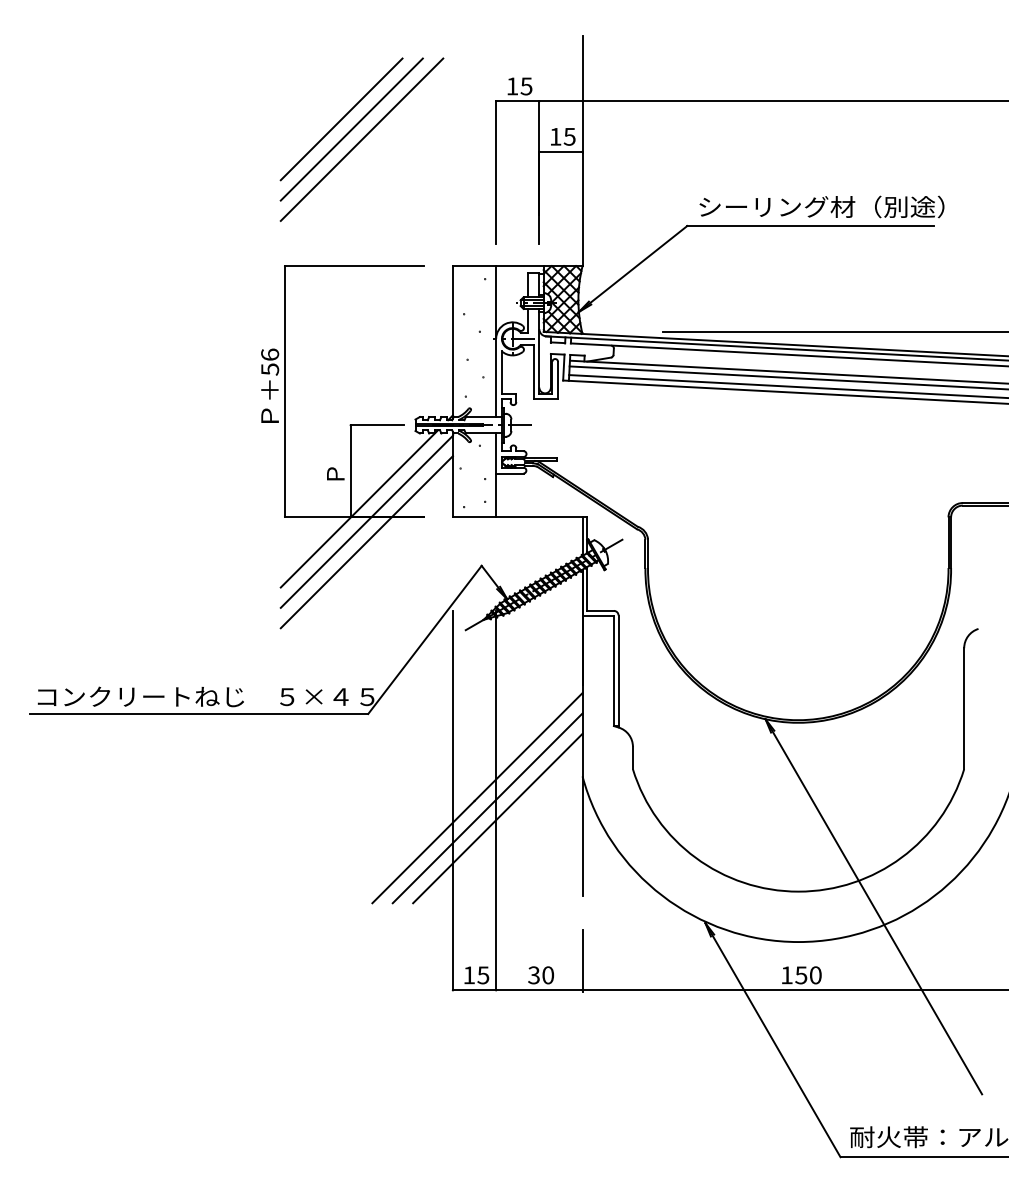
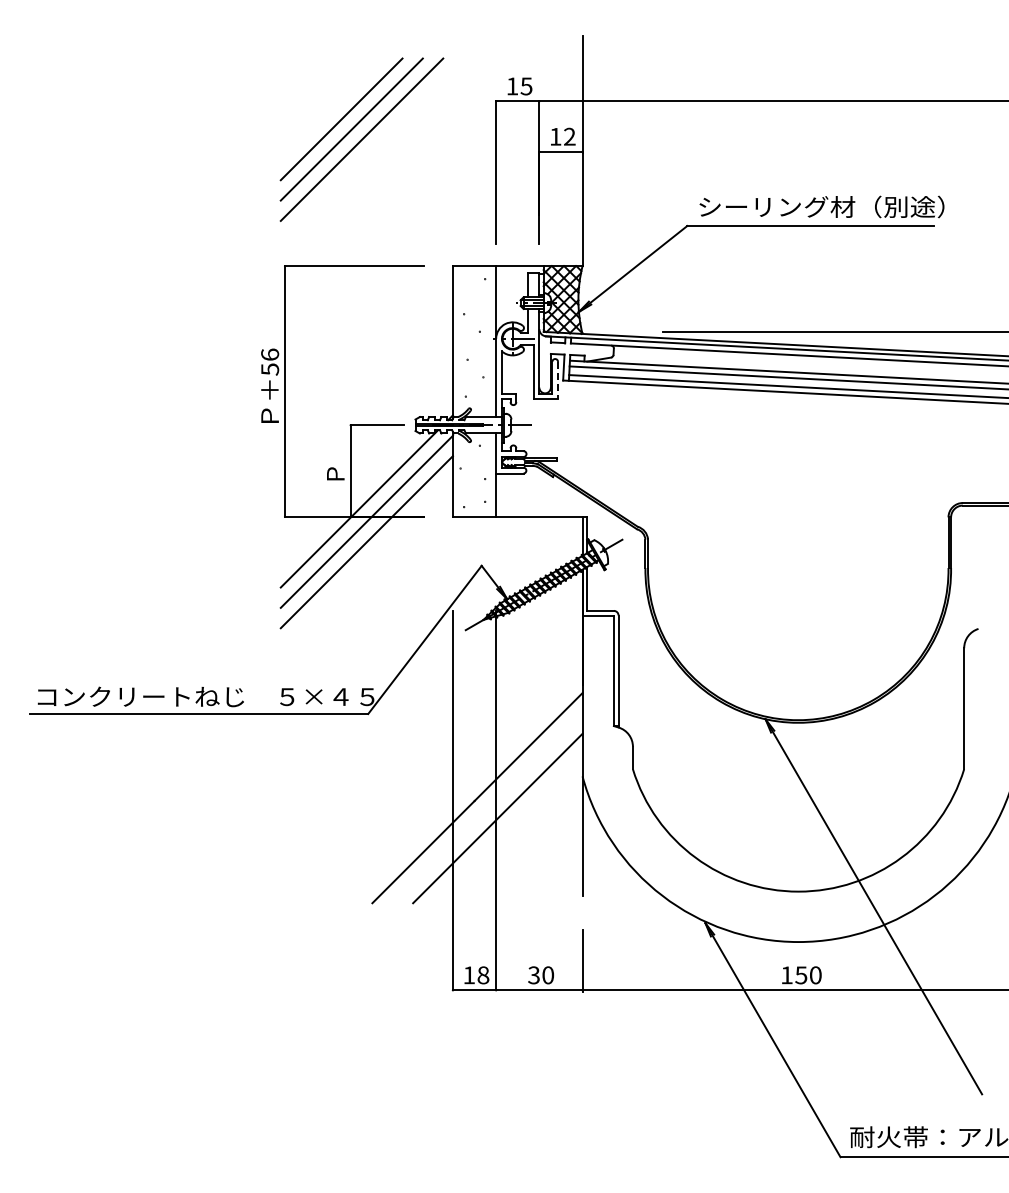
text: 15 -> 12 (569, 136)
line: solid -> dashed (558, 380)
line: present -> none (487, 808)
text: 15 -> 18 (483, 975)
